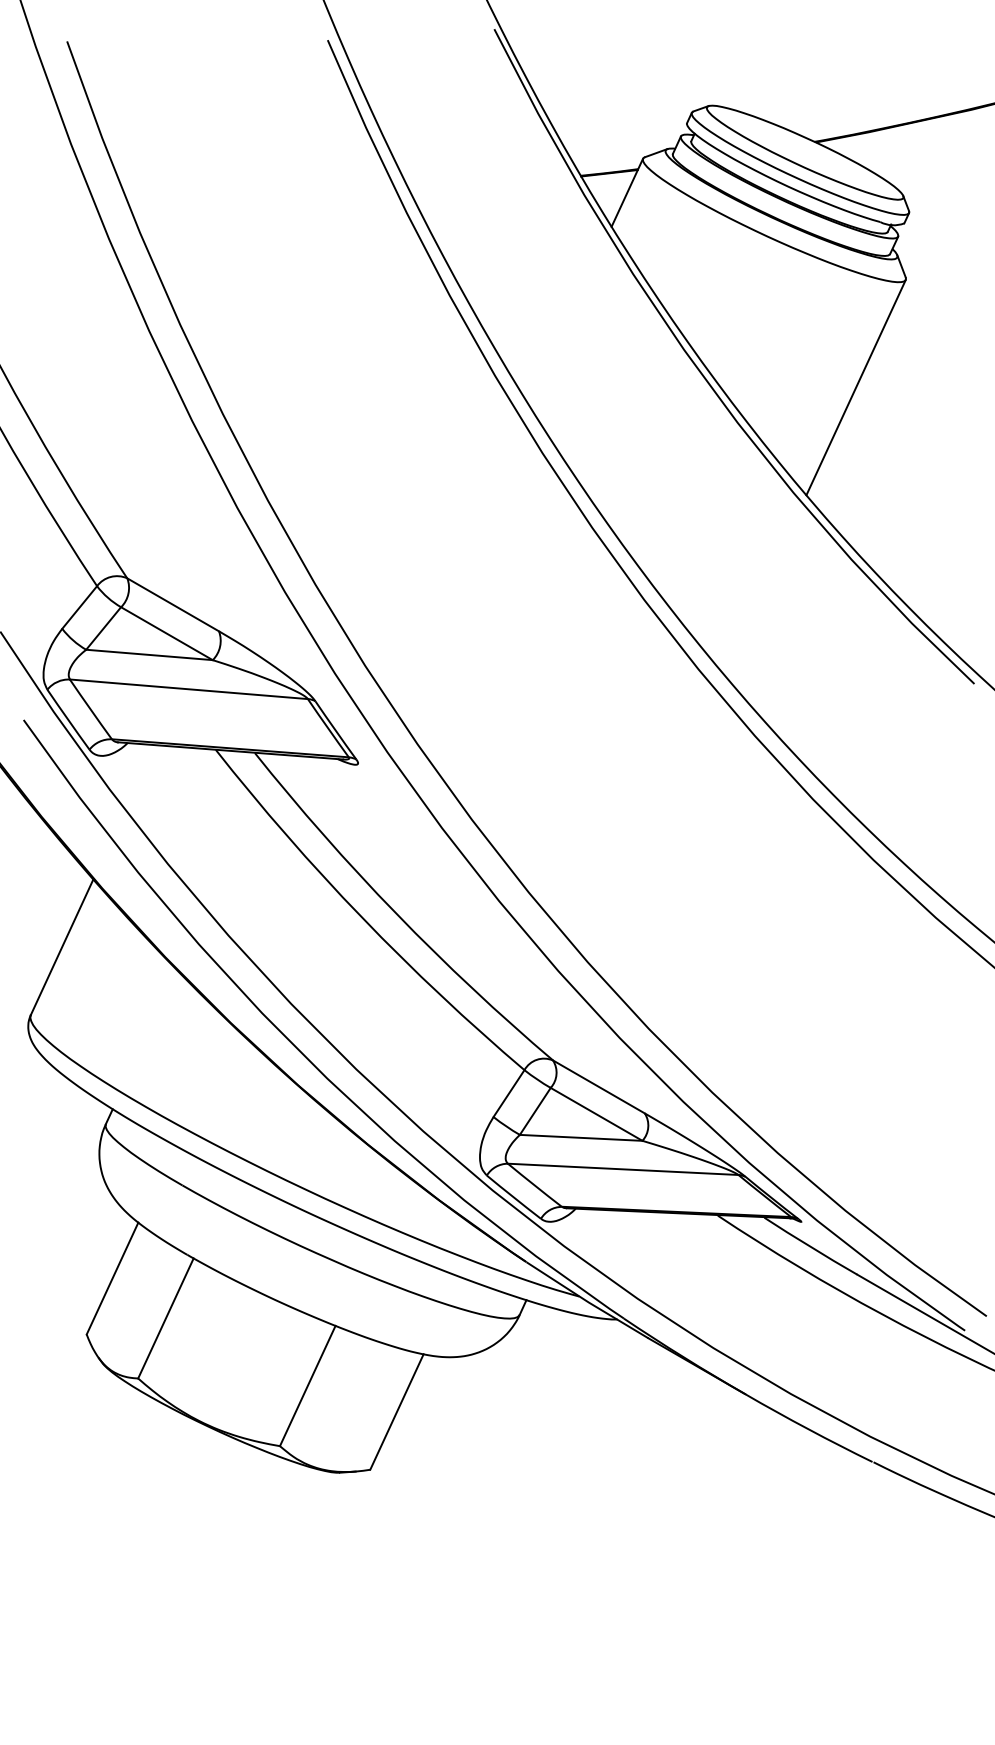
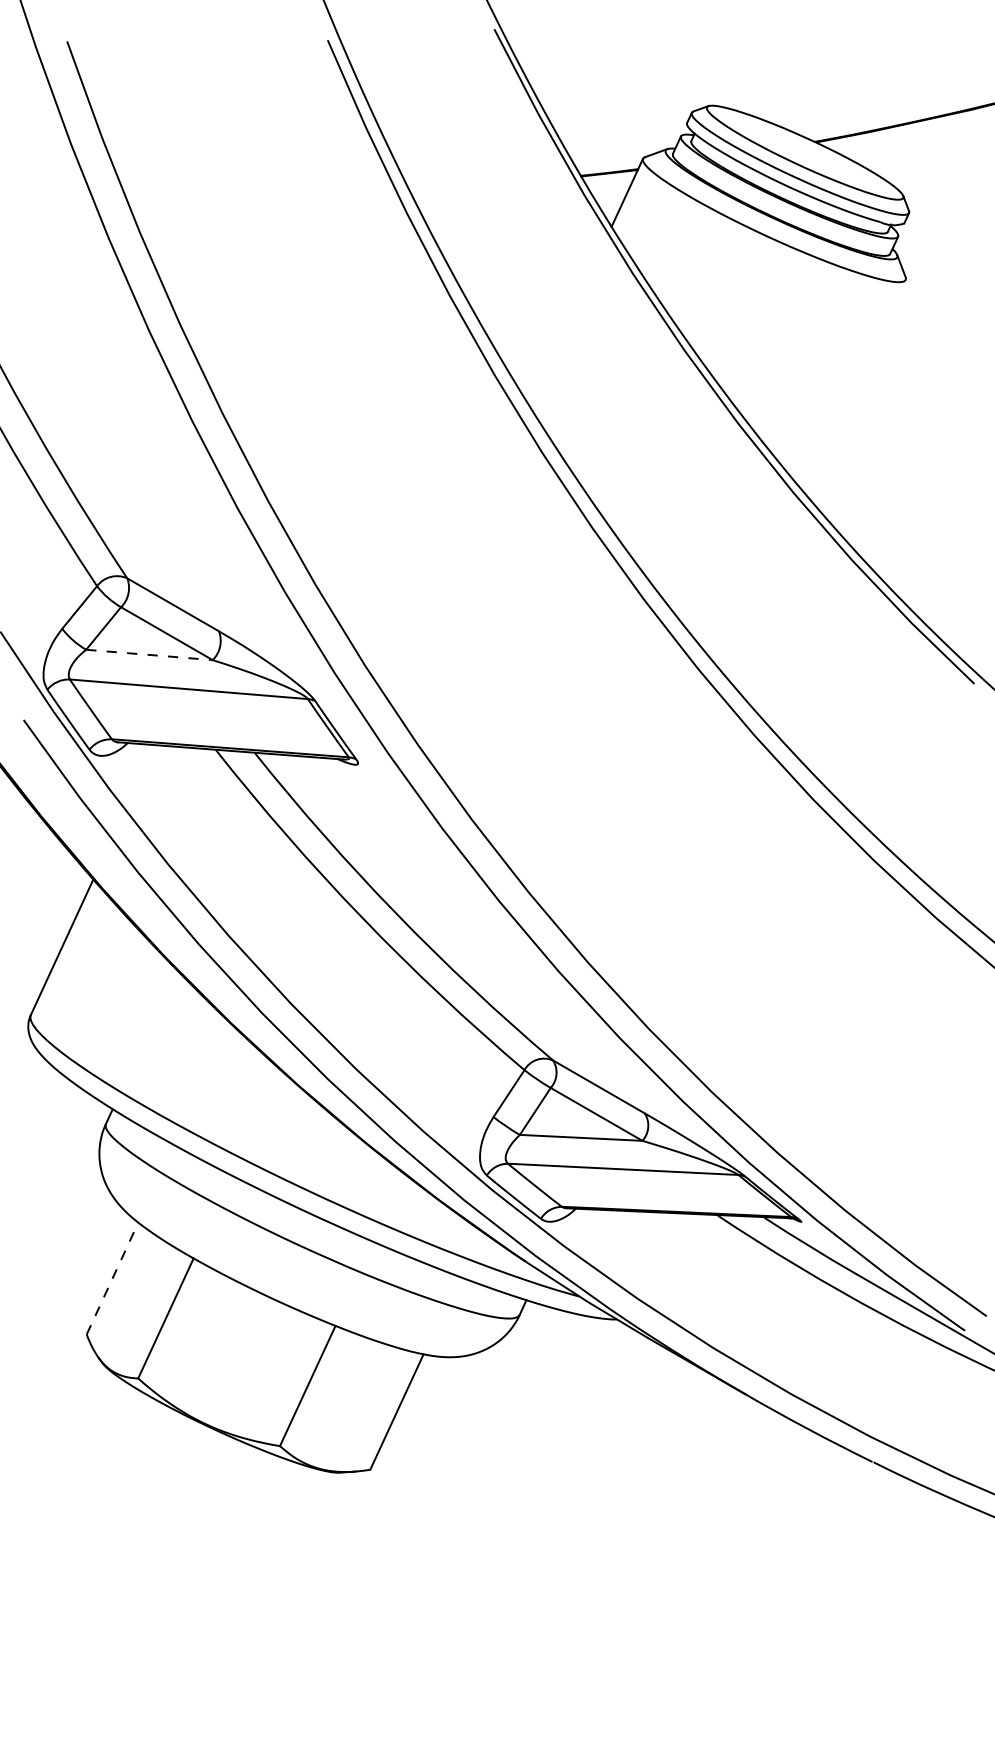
line: present -> none (855, 387)
line: solid -> dashed (149, 654)
line: solid -> dashed (112, 1278)
